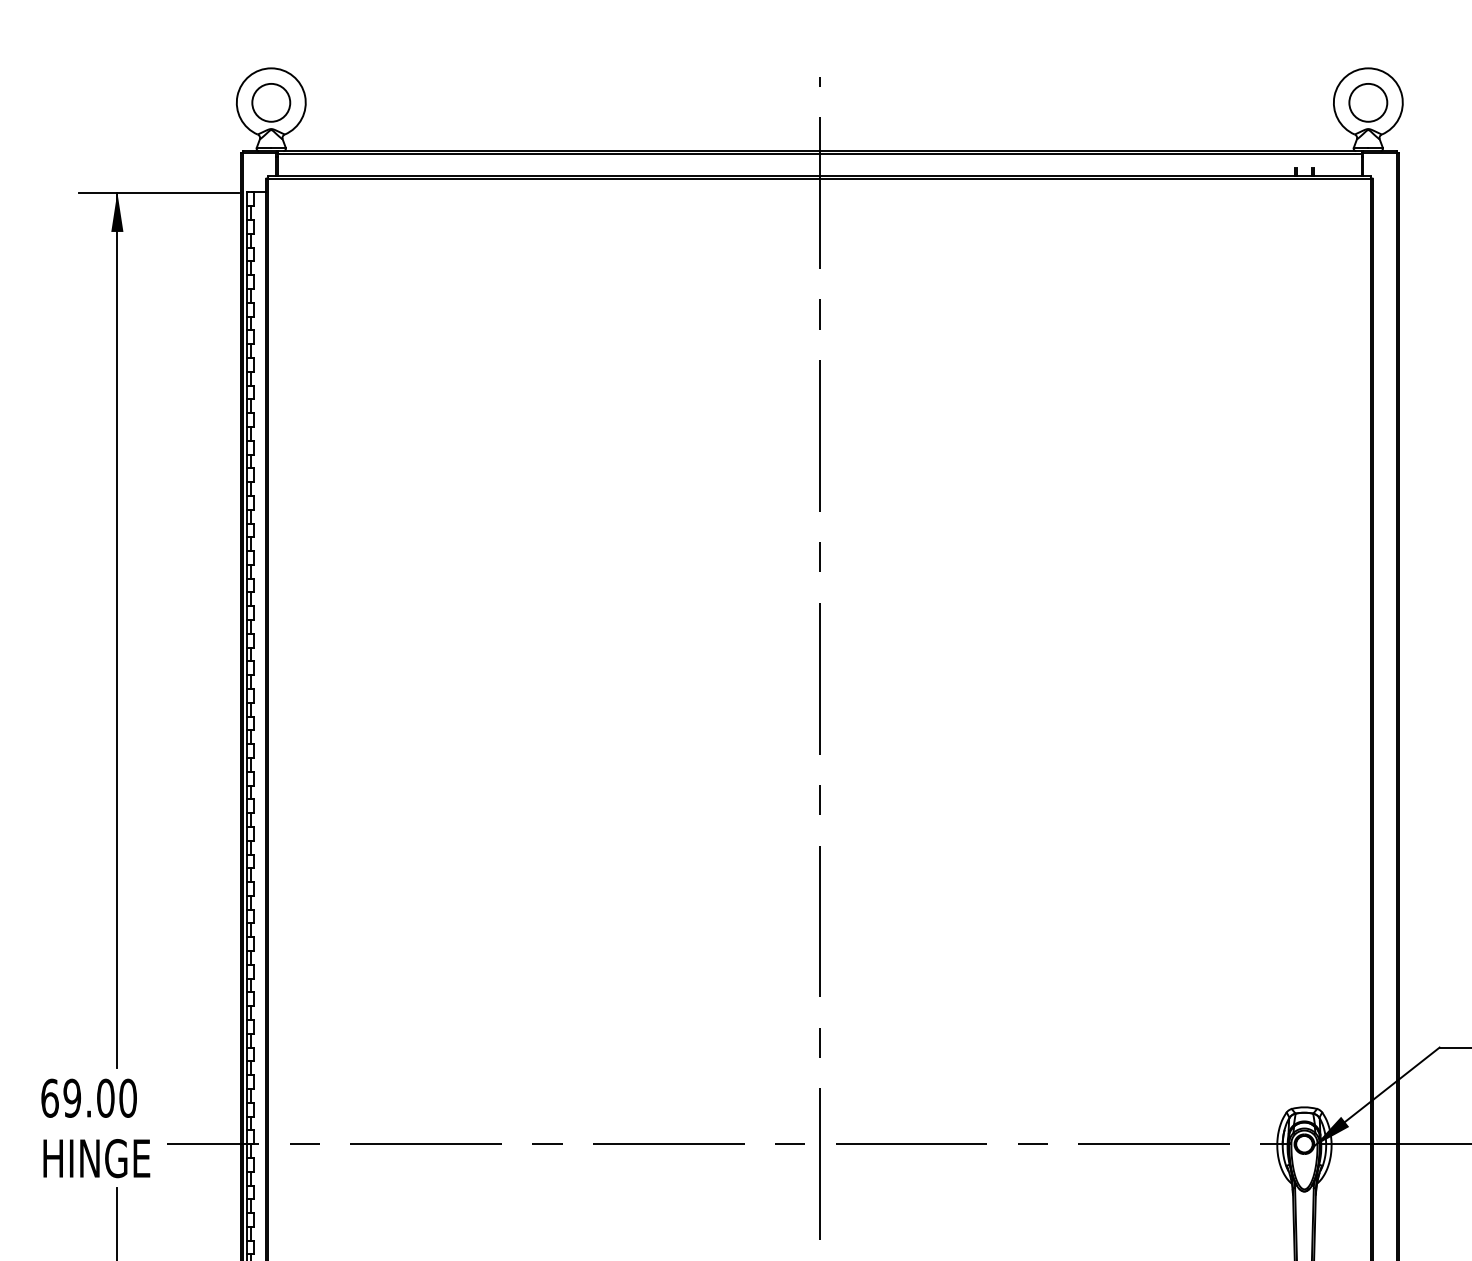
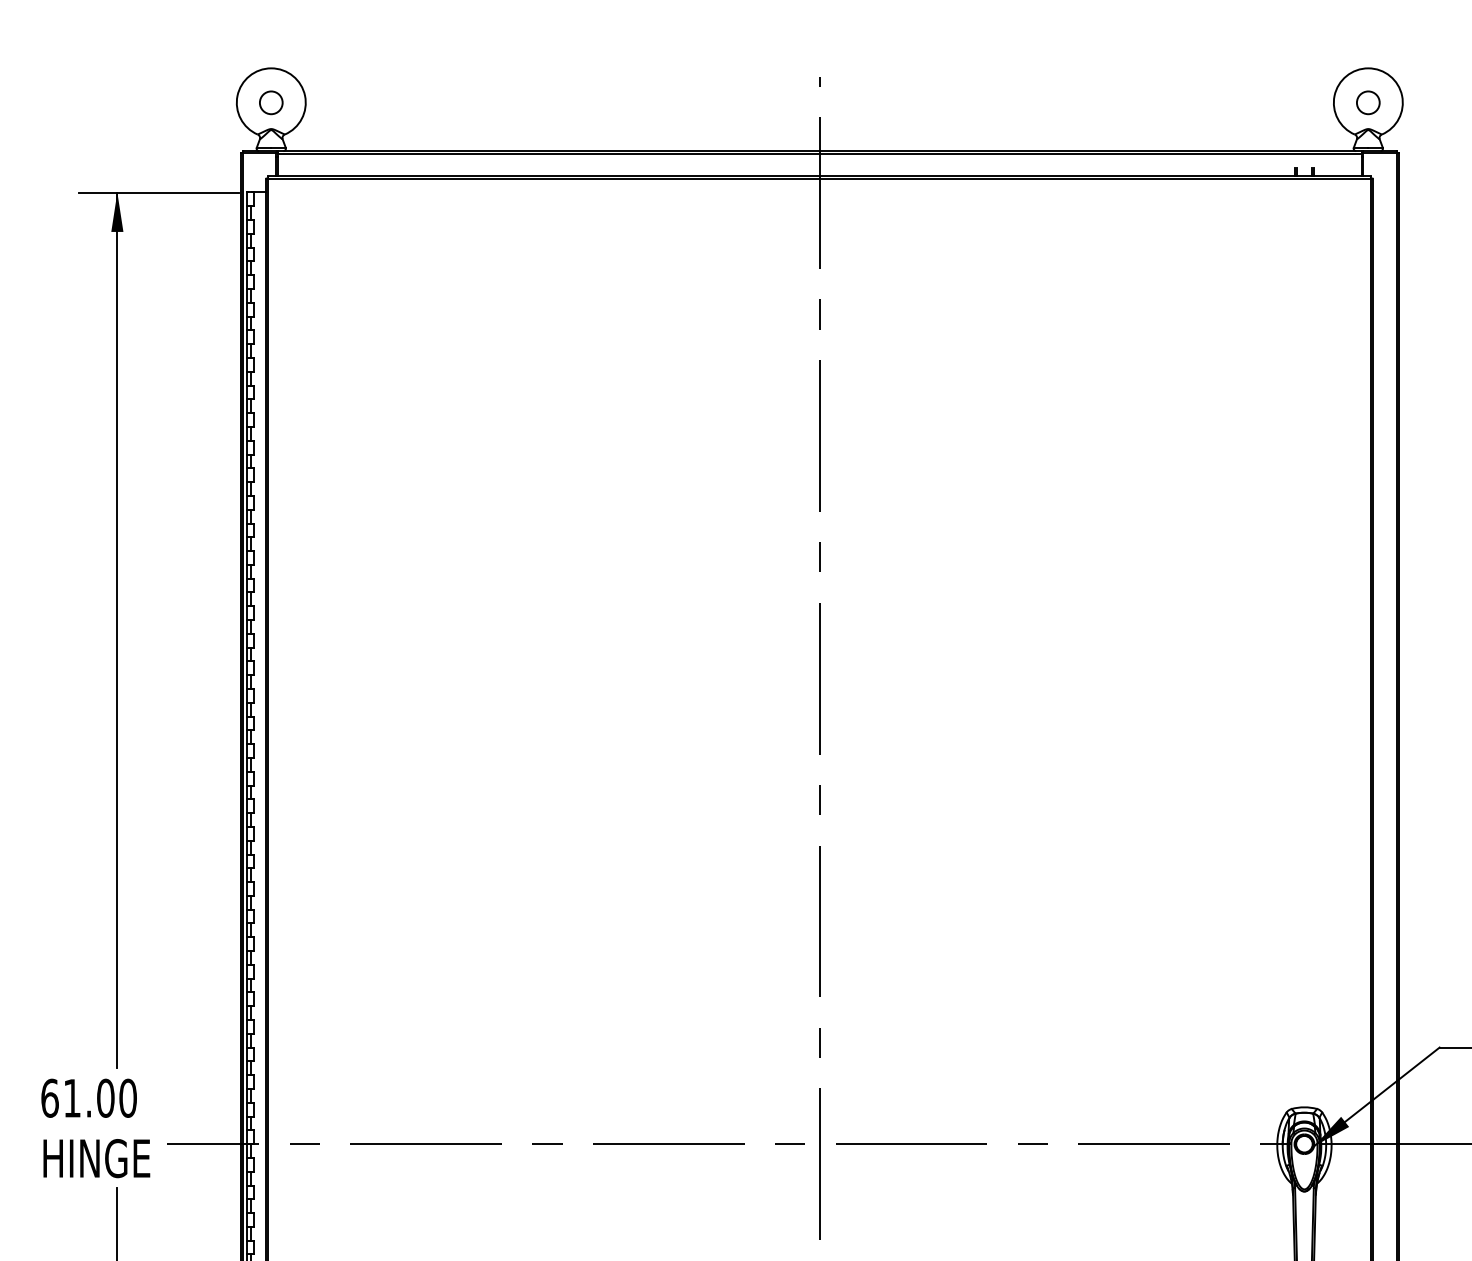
circle diameter: 38 px -> 23 px (270, 102)
circle diameter: 38 px -> 23 px (1367, 102)
text: 69.00 -> 61.00 (72, 1097)
